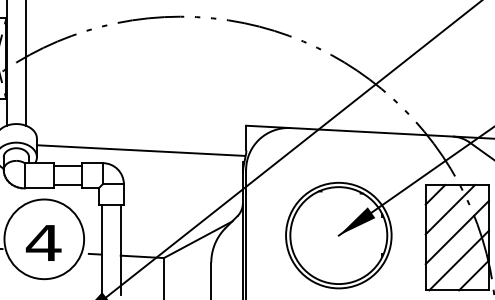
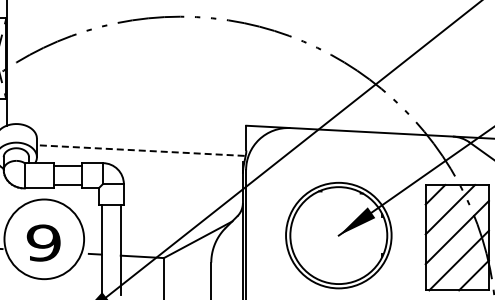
line: present -> none (25, 63)
line: solid -> dashed (140, 150)
text: 4 -> 9 (43, 242)
